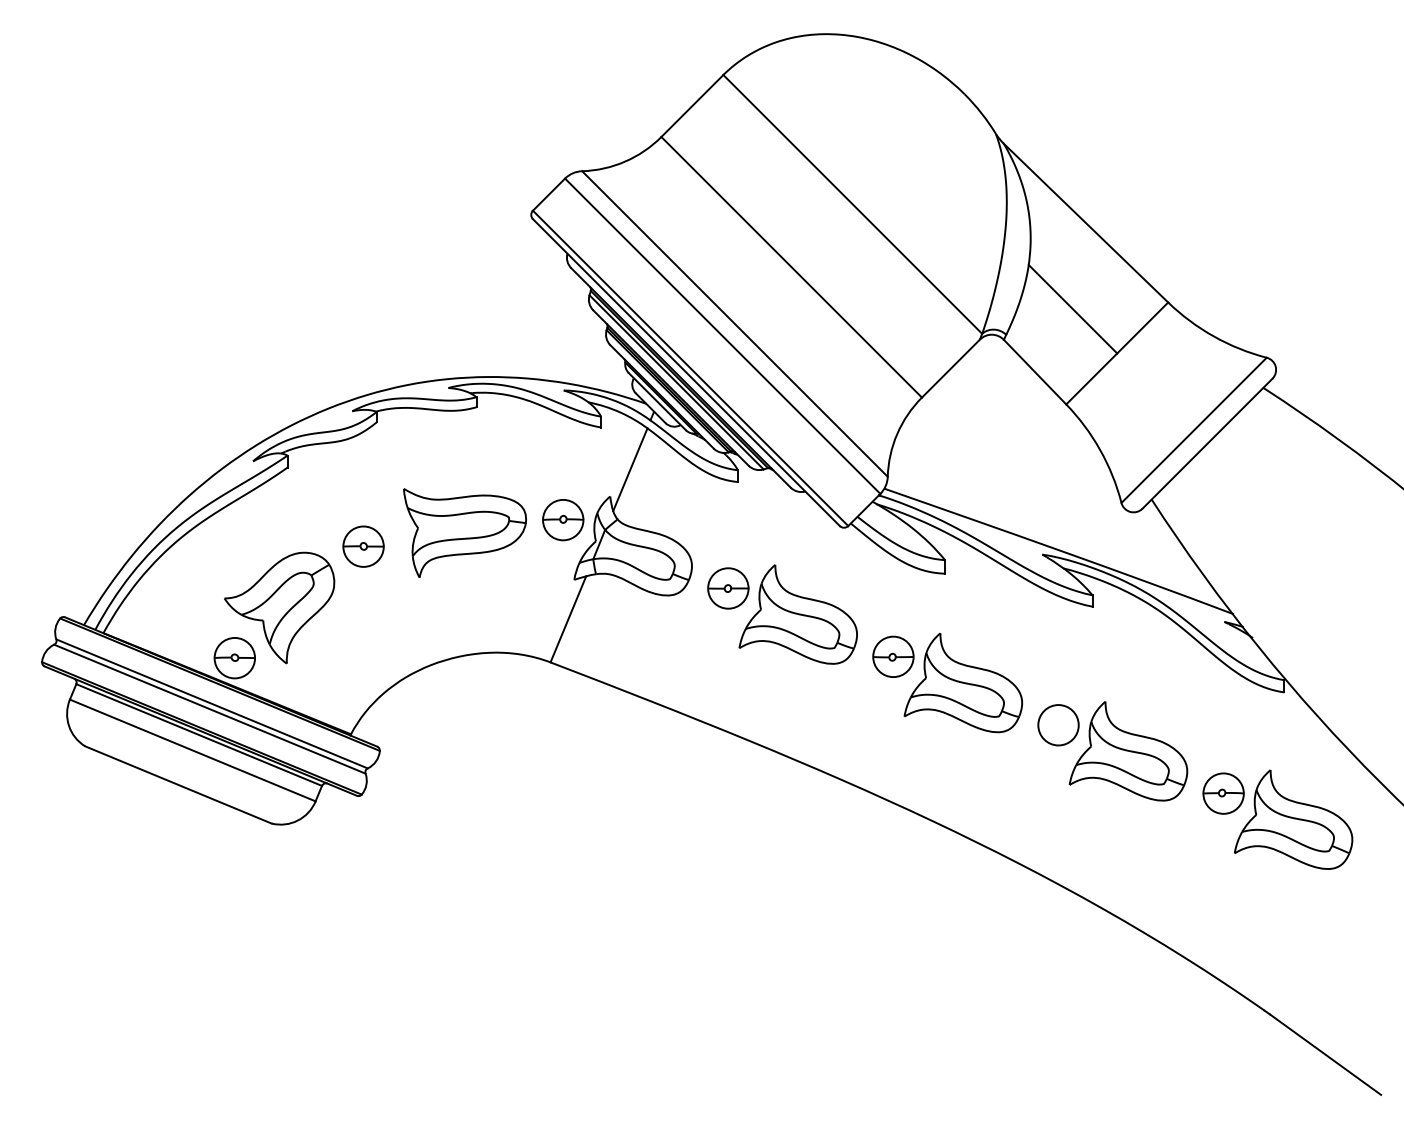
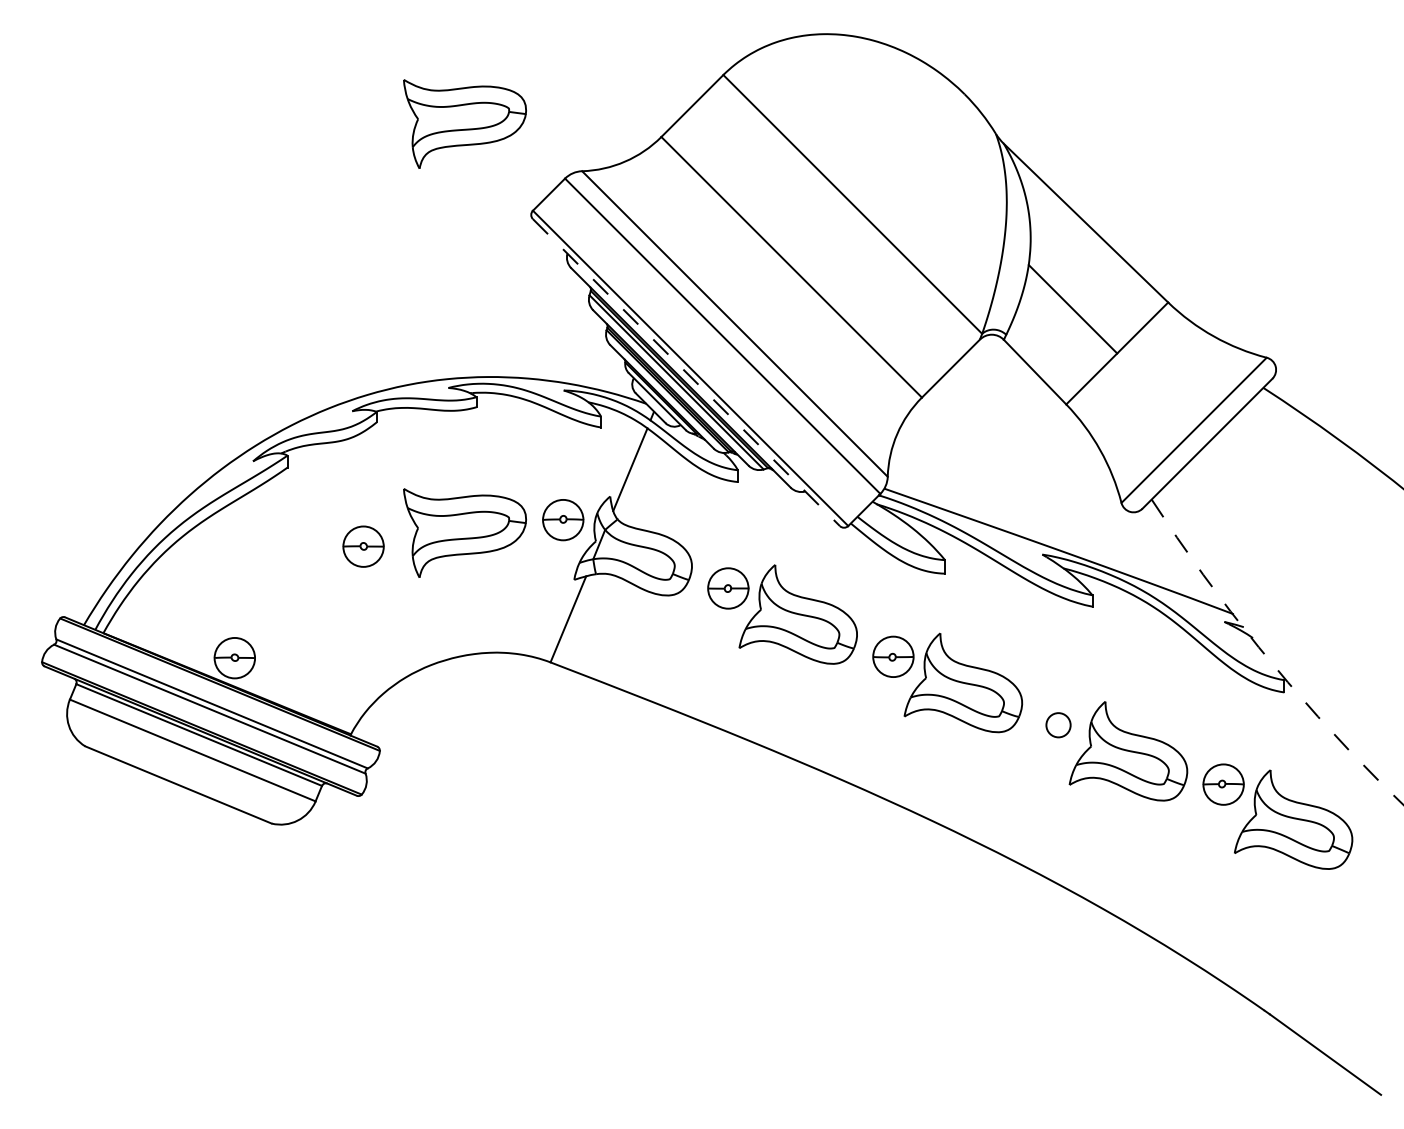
part: none -> present (464, 123)
line: solid -> dashed (686, 372)
part: present -> none (279, 607)
arc: solid -> dashed (1268, 659)
circle diameter: 40 px -> 24 px (1058, 725)
part position: (1223, 793) -> (1223, 784) (1223, 784)
